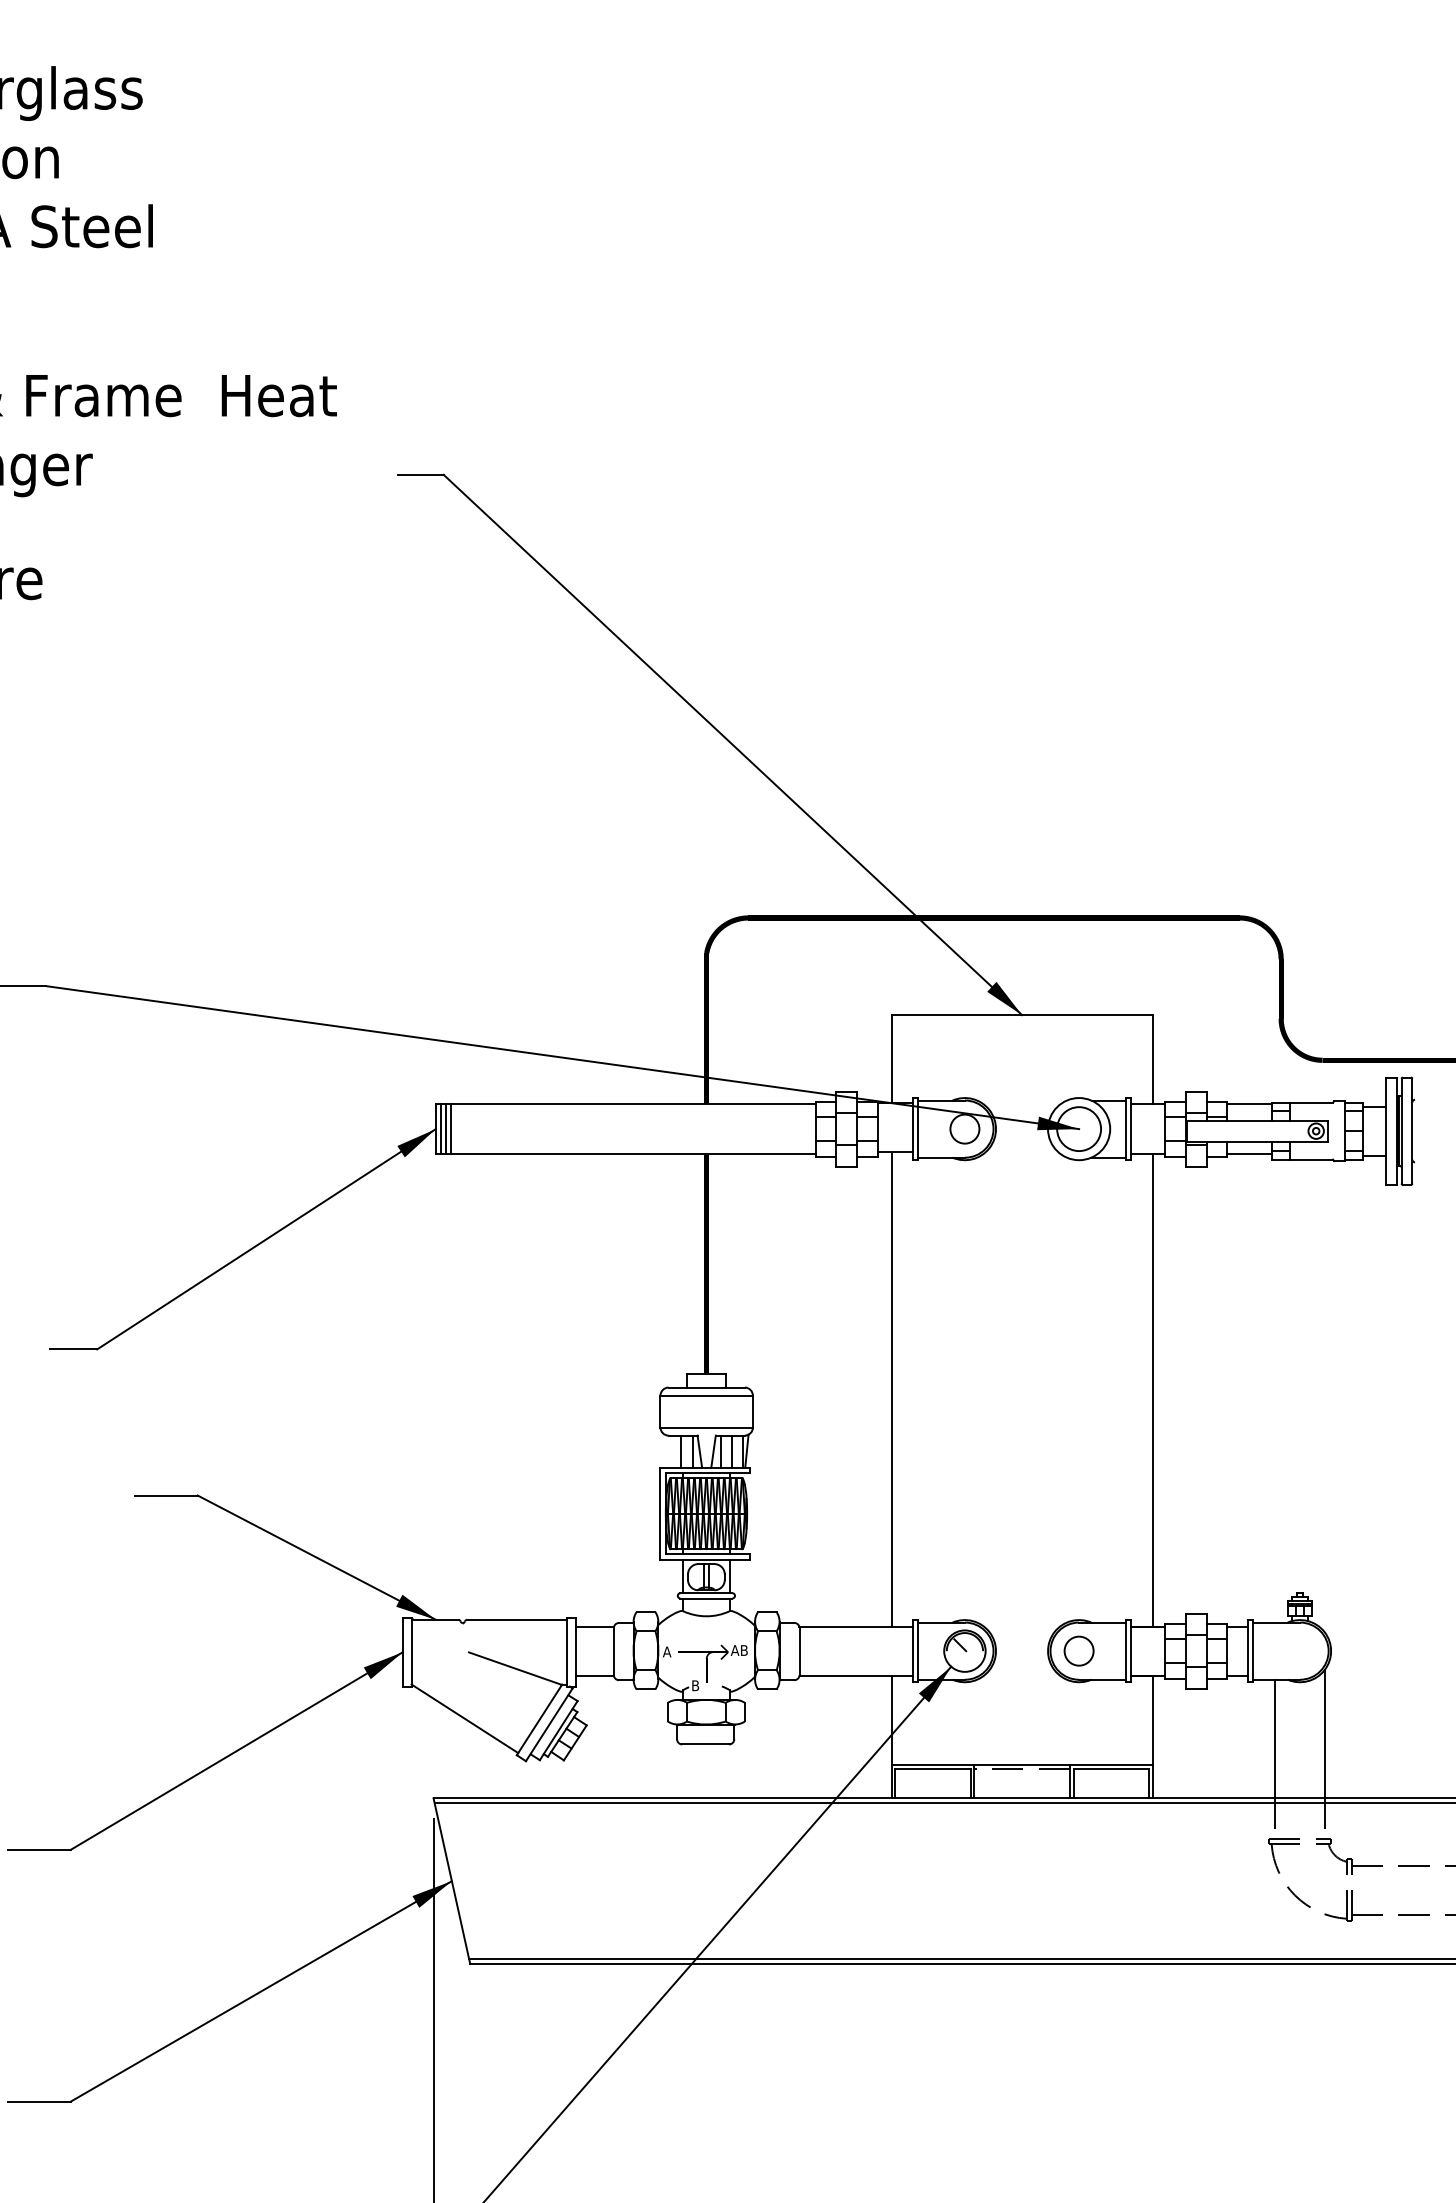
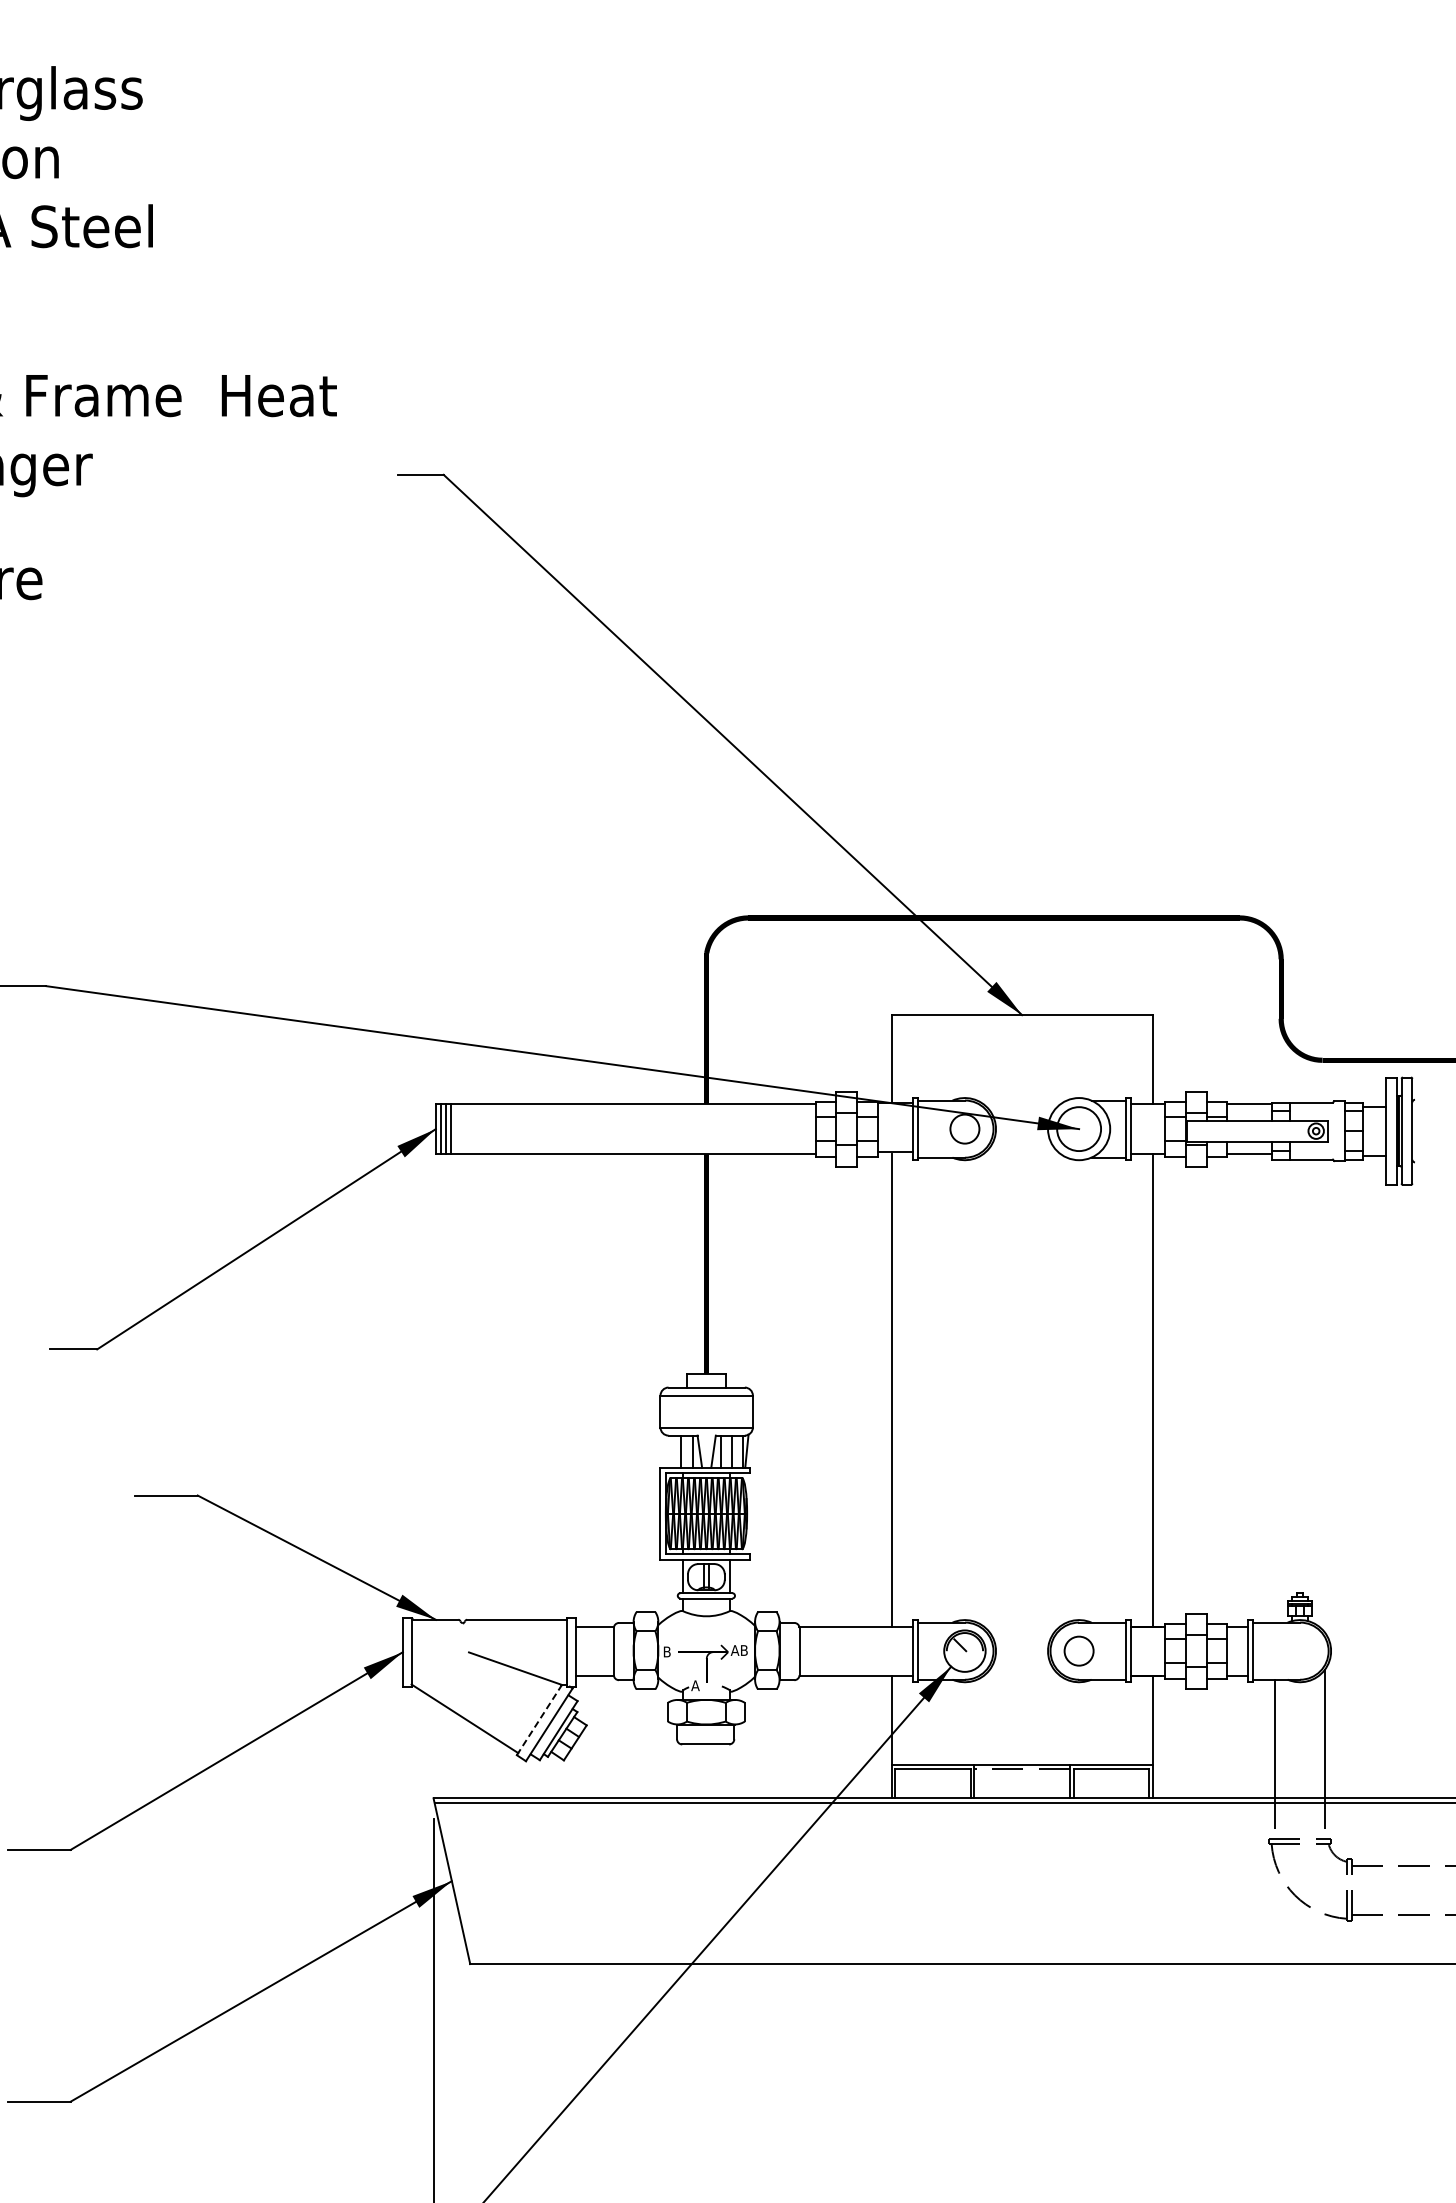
text: A -> B (666, 1651)
text: B -> A (695, 1685)
line: solid -> dashed (539, 1719)
line: present -> none (960, 1958)
